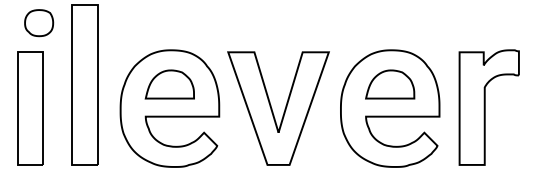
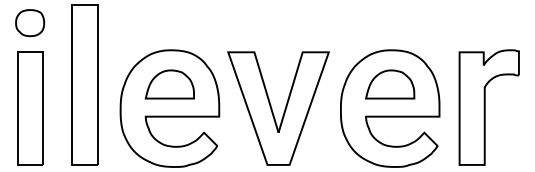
part position: (39, 23) -> (30, 23) (30, 23)
